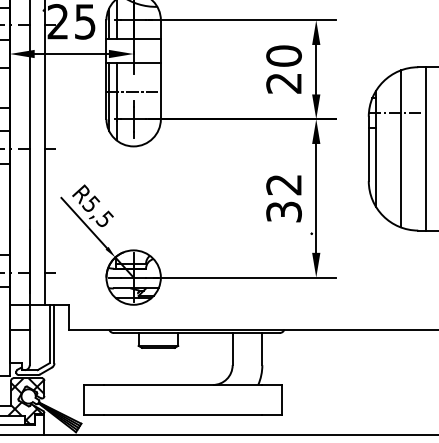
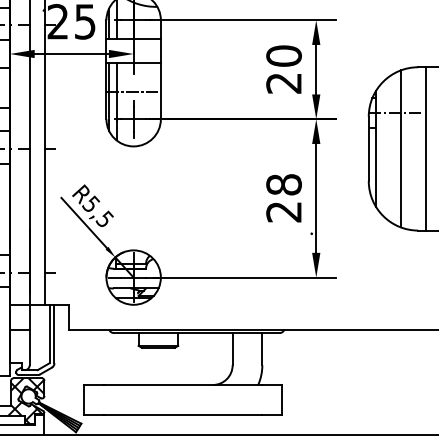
text: 32 -> 28 (283, 198)
